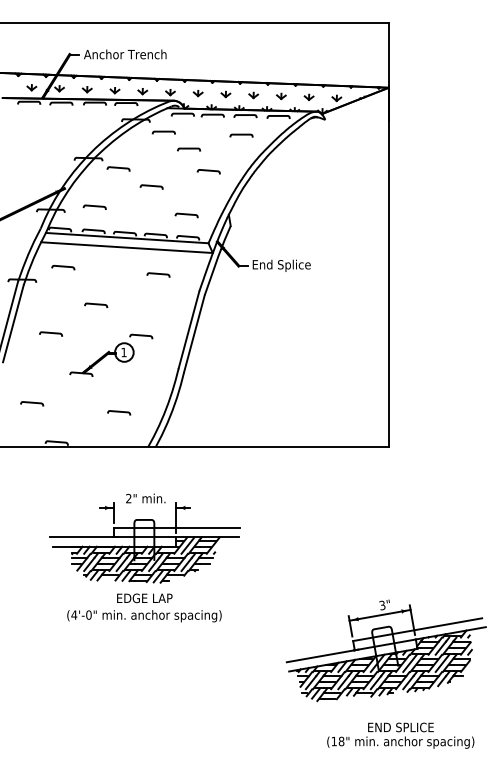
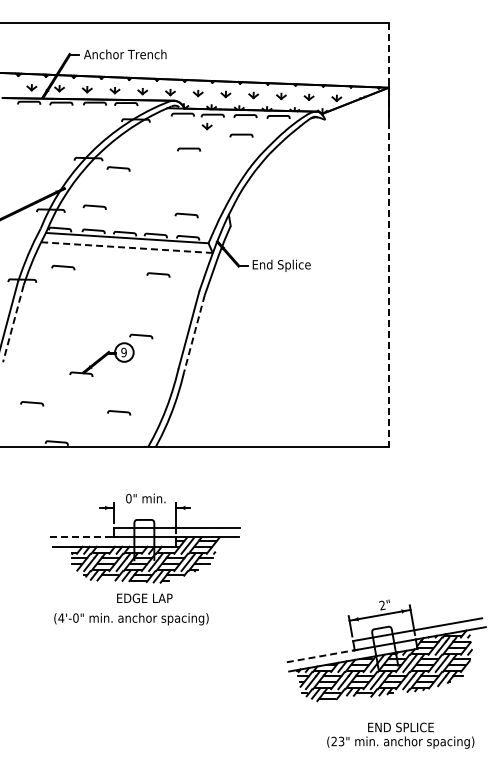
part: none -> present (206, 126)
line: present -> none (163, 132)
curve: present -> none (208, 171)
curve: present -> none (151, 186)
line: solid -> dashed (388, 235)
line: solid -> dashed (127, 247)
curve: present -> none (96, 305)
line: solid -> dashed (13, 323)
curve: present -> none (50, 333)
line: solid -> dashed (194, 333)
text: 1 -> 9 (123, 352)
text: 2" -> 0" (128, 498)
line: solid -> dashed (84, 537)
text: 3" -> 2" (382, 605)
text position: (144, 616) -> (131, 619) (131, 619)
line: solid -> dashed (323, 655)
text: (18" -> (23" (337, 741)
